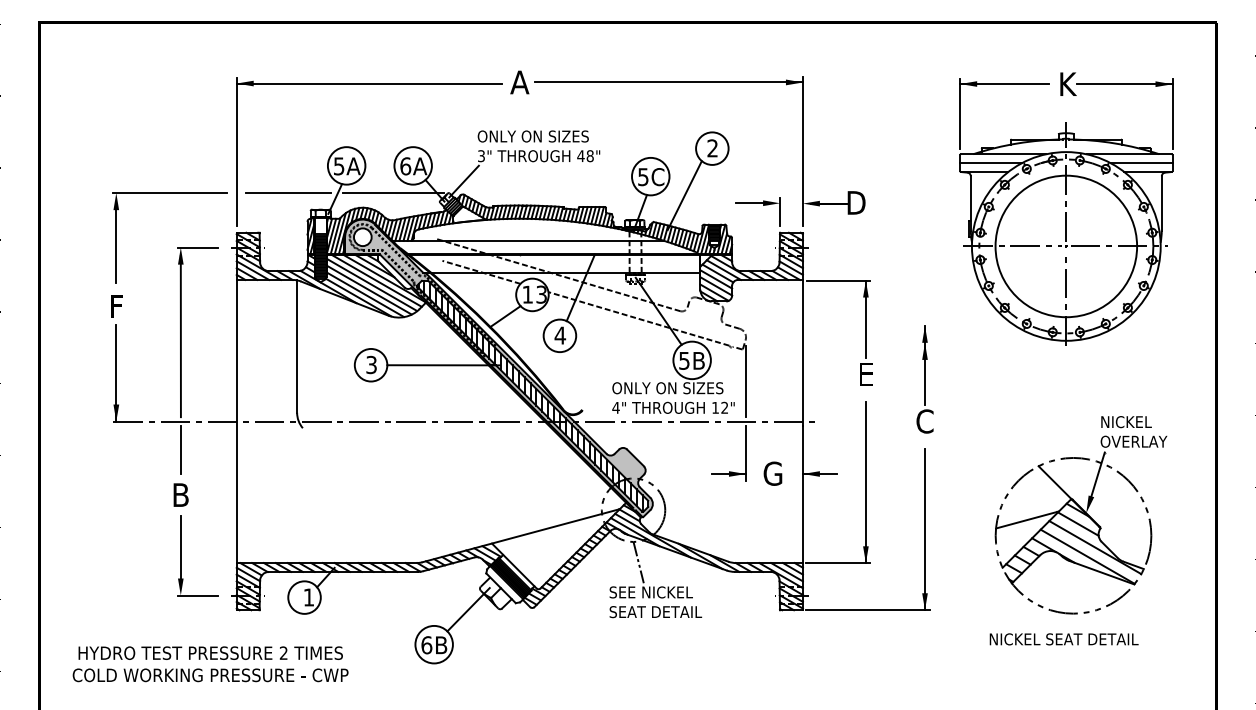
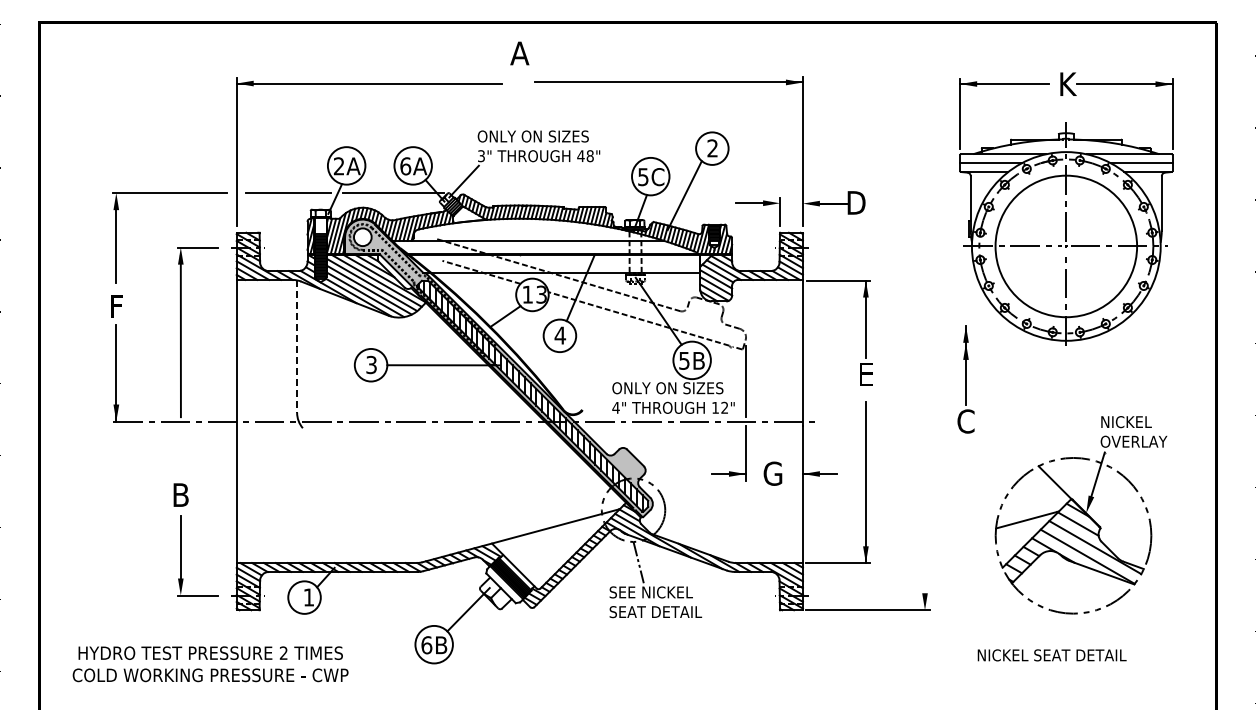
text position: (519, 82) -> (519, 53) (519, 53)
text: 5A -> 2A (339, 166)
line: solid -> dashed (297, 347)
part position: (924, 379) -> (965, 379) (965, 379)
line: present -> none (180, 449)
line: present -> none (925, 529)
text position: (1063, 639) -> (1051, 655) (1051, 655)
